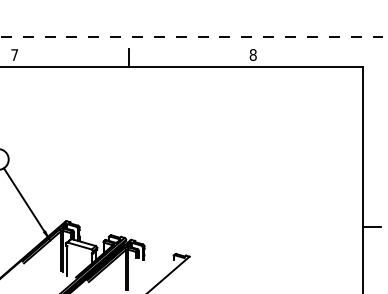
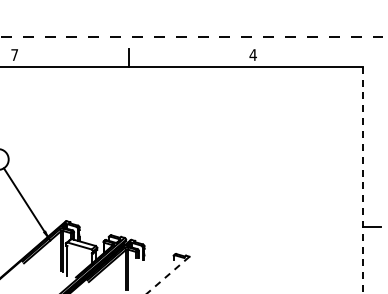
text: 8 -> 4 (252, 54)
line: solid -> dashed (363, 179)
line: solid -> dashed (167, 275)
